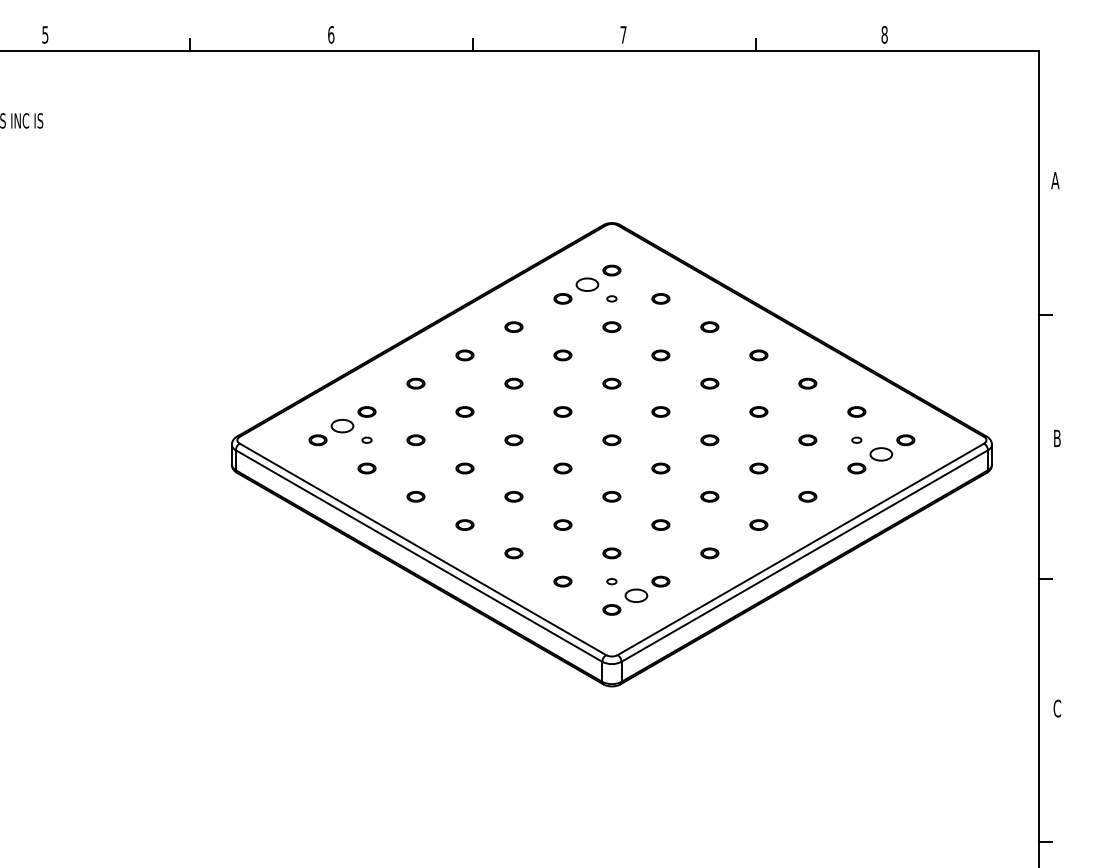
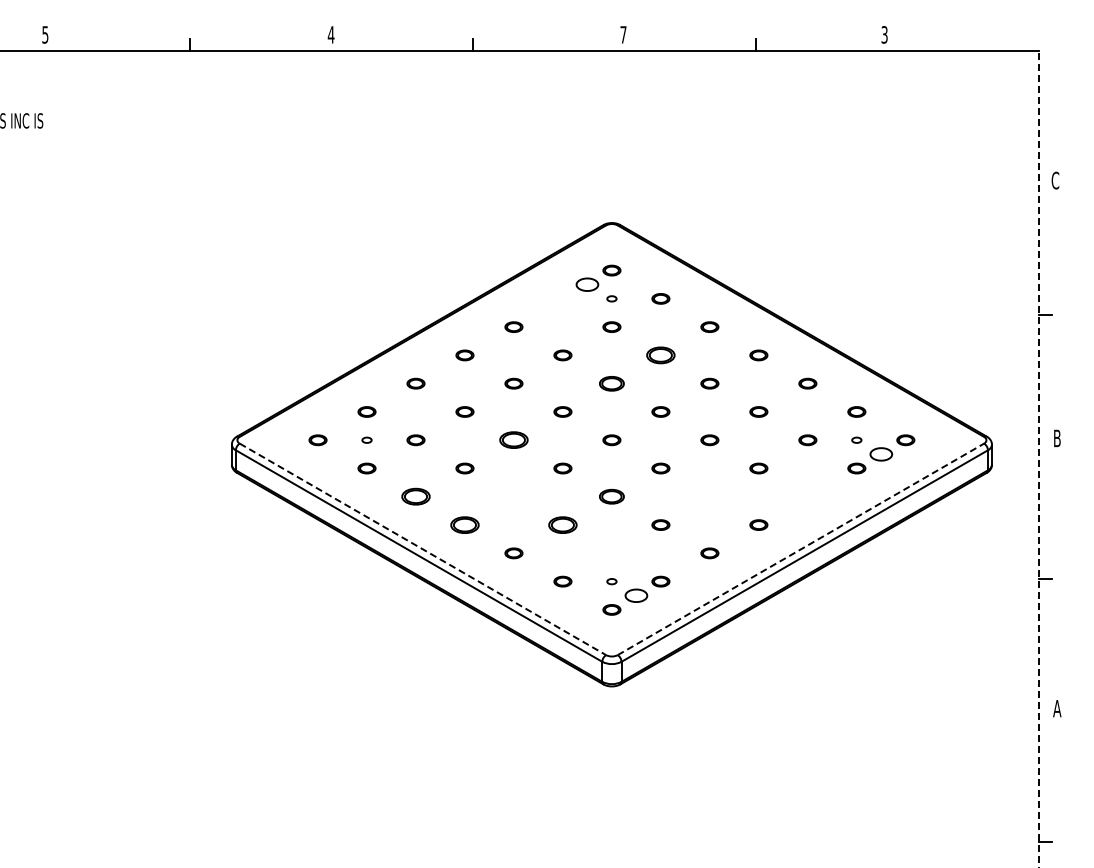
text: 6 -> 4 (330, 34)
text: 8 -> 3 (884, 34)
text: A -> C (1055, 180)
part: present -> none (562, 298)
part size: 20x13 px -> 30x19 px (660, 355)
part size: 20x13 px -> 26x16 px (611, 383)
part: present -> none (342, 426)
part size: 20x13 px -> 30x18 px (513, 439)
line: solid -> dashed (1039, 459)
part size: 20x12 px -> 30x19 px (415, 496)
part: present -> none (513, 496)
part size: 20x12 px -> 26x16 px (611, 496)
part: present -> none (709, 496)
part: present -> none (807, 496)
part size: 20x12 px -> 30x18 px (464, 524)
part size: 20x12 px -> 30x18 px (562, 524)
line: solid -> dashed (422, 549)
line: solid -> dashed (800, 549)
part: present -> none (611, 553)
text: C -> A (1057, 708)
